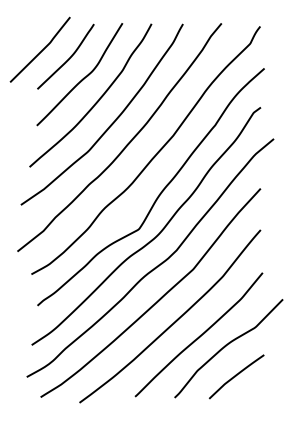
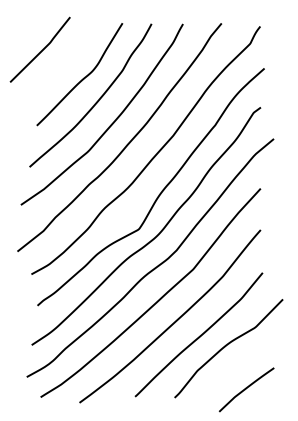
curve: present -> none (68, 58)
curve position: (236, 376) -> (246, 389) (246, 389)
